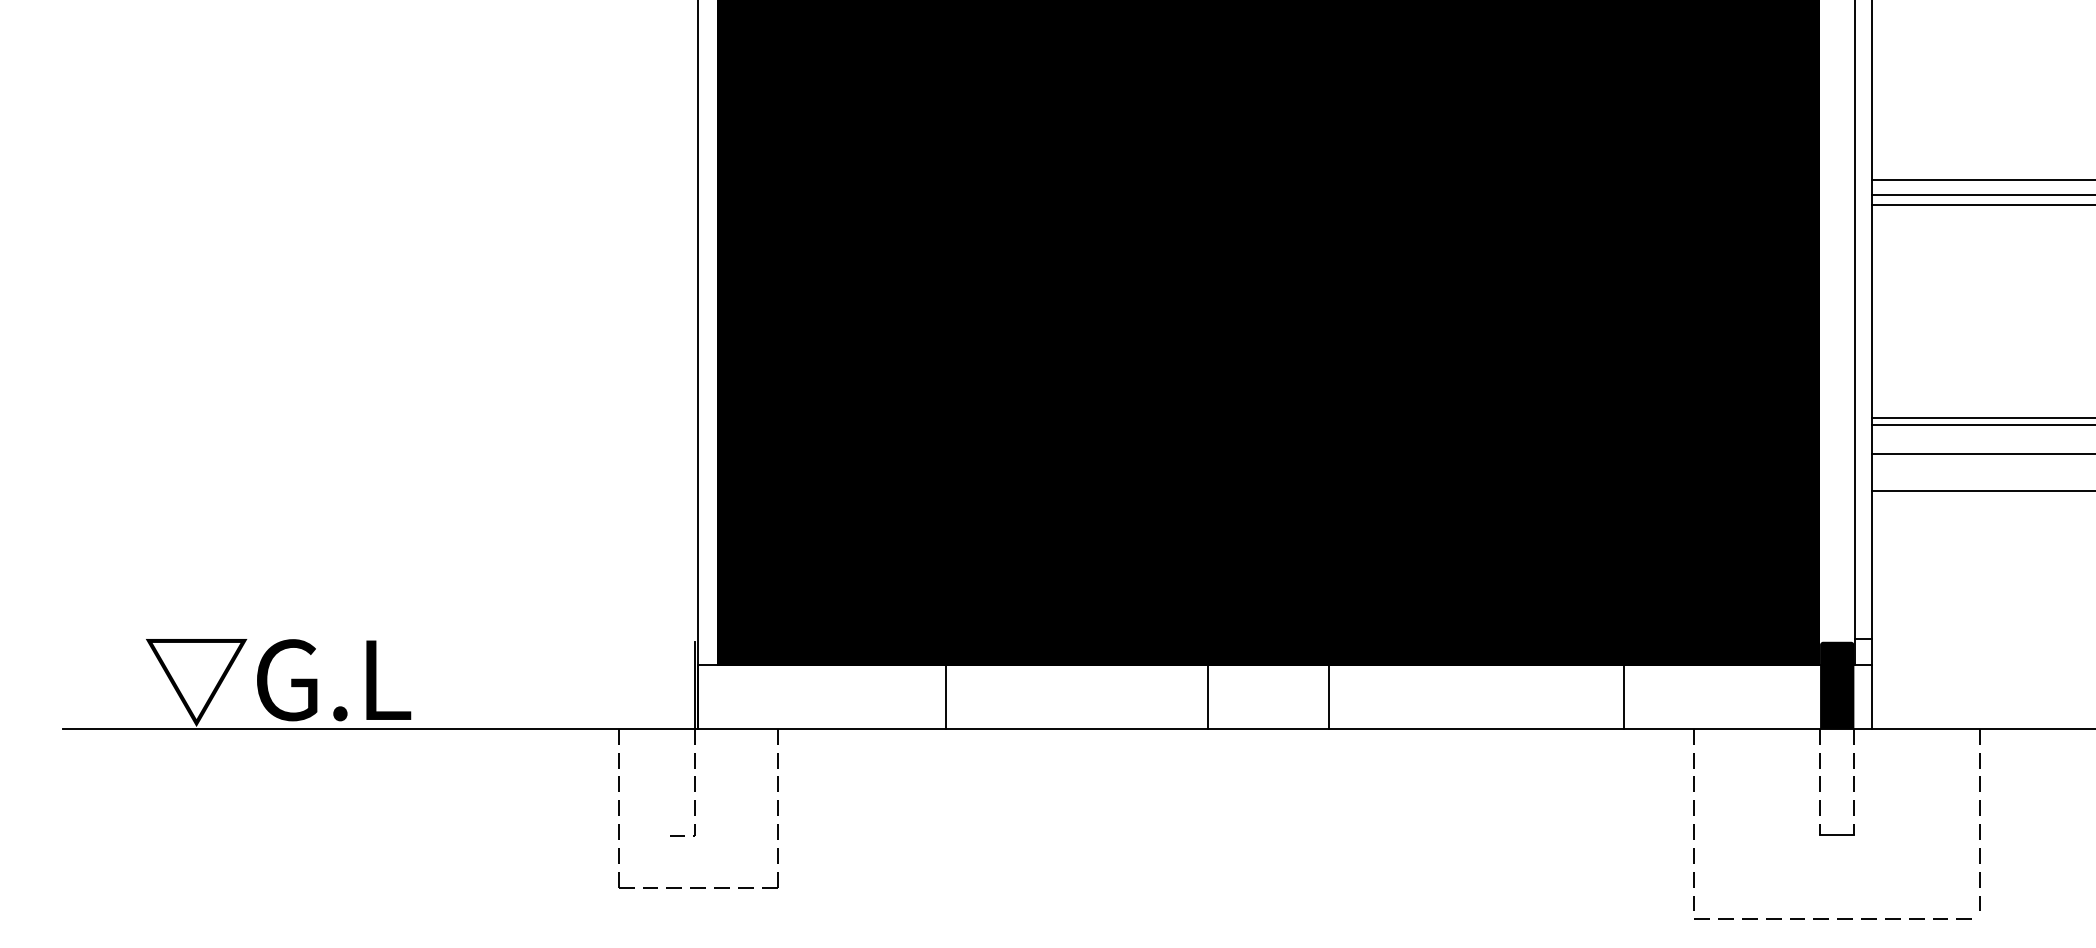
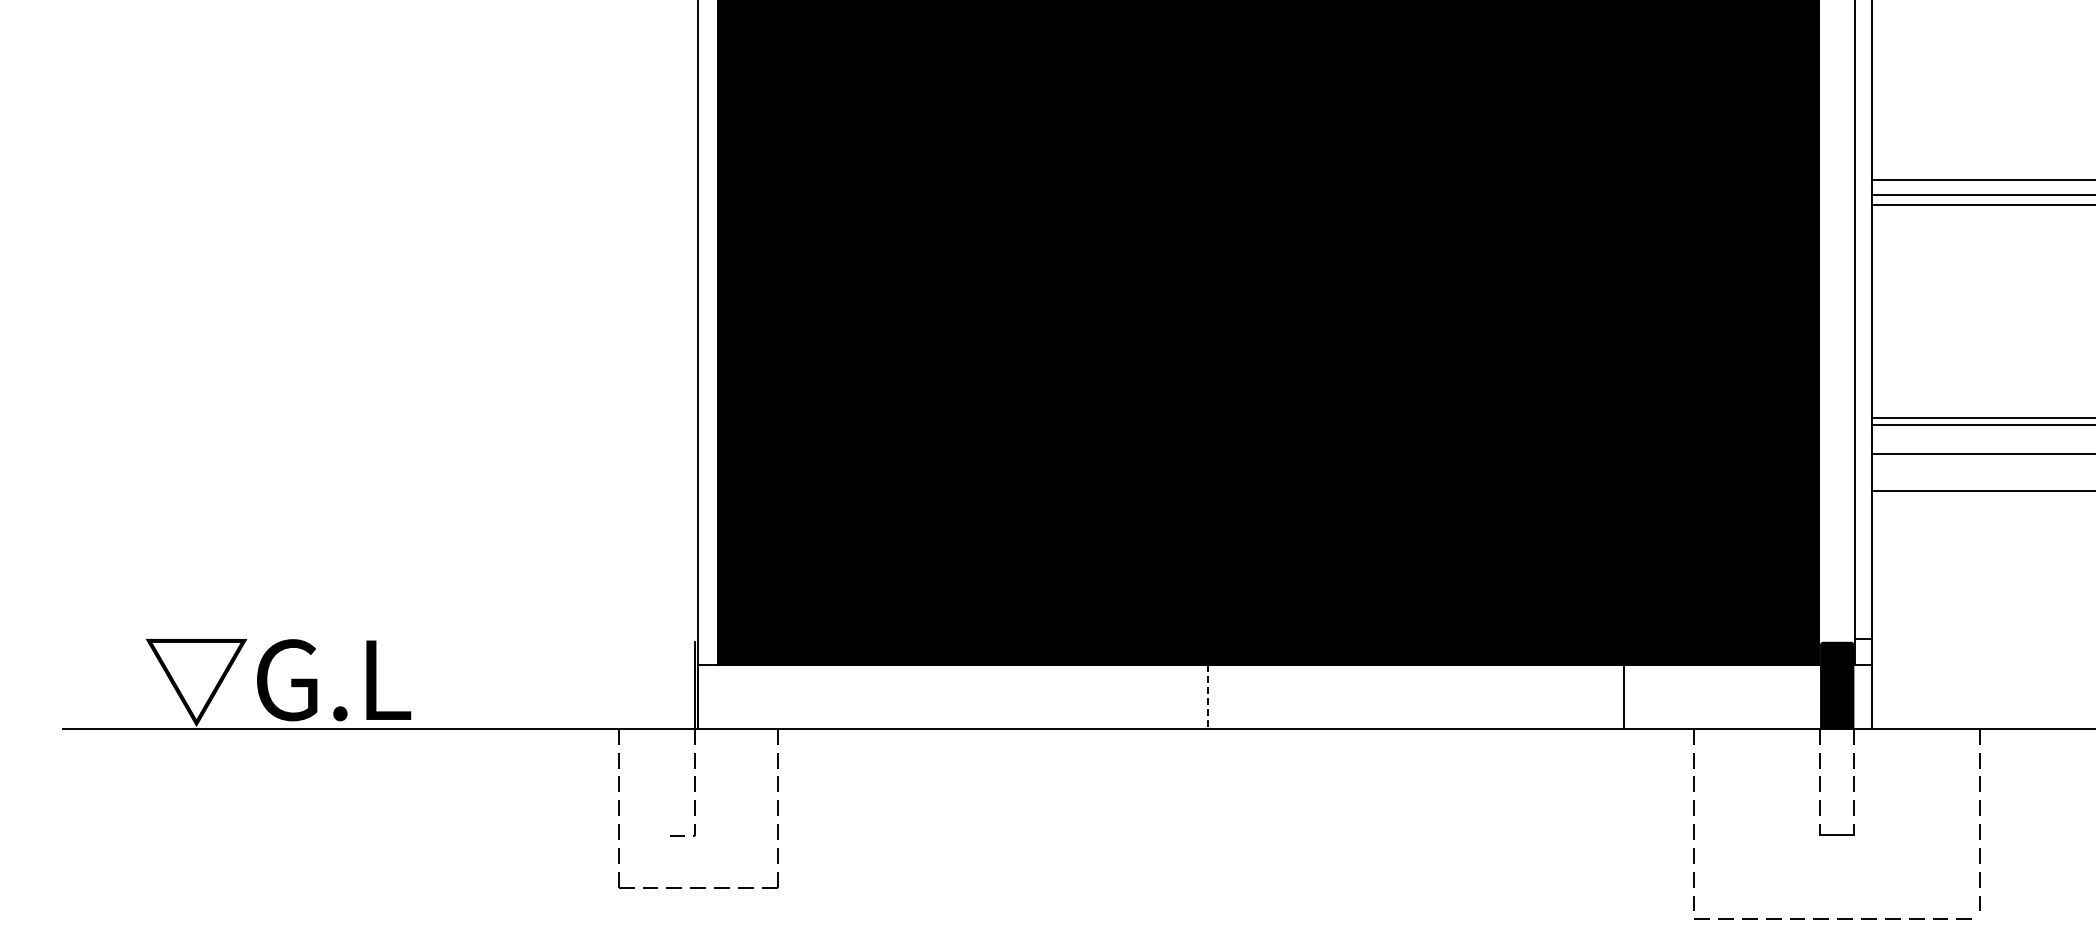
line: present -> none (945, 696)
line: present -> none (1328, 696)
line: solid -> dashed (1208, 697)
